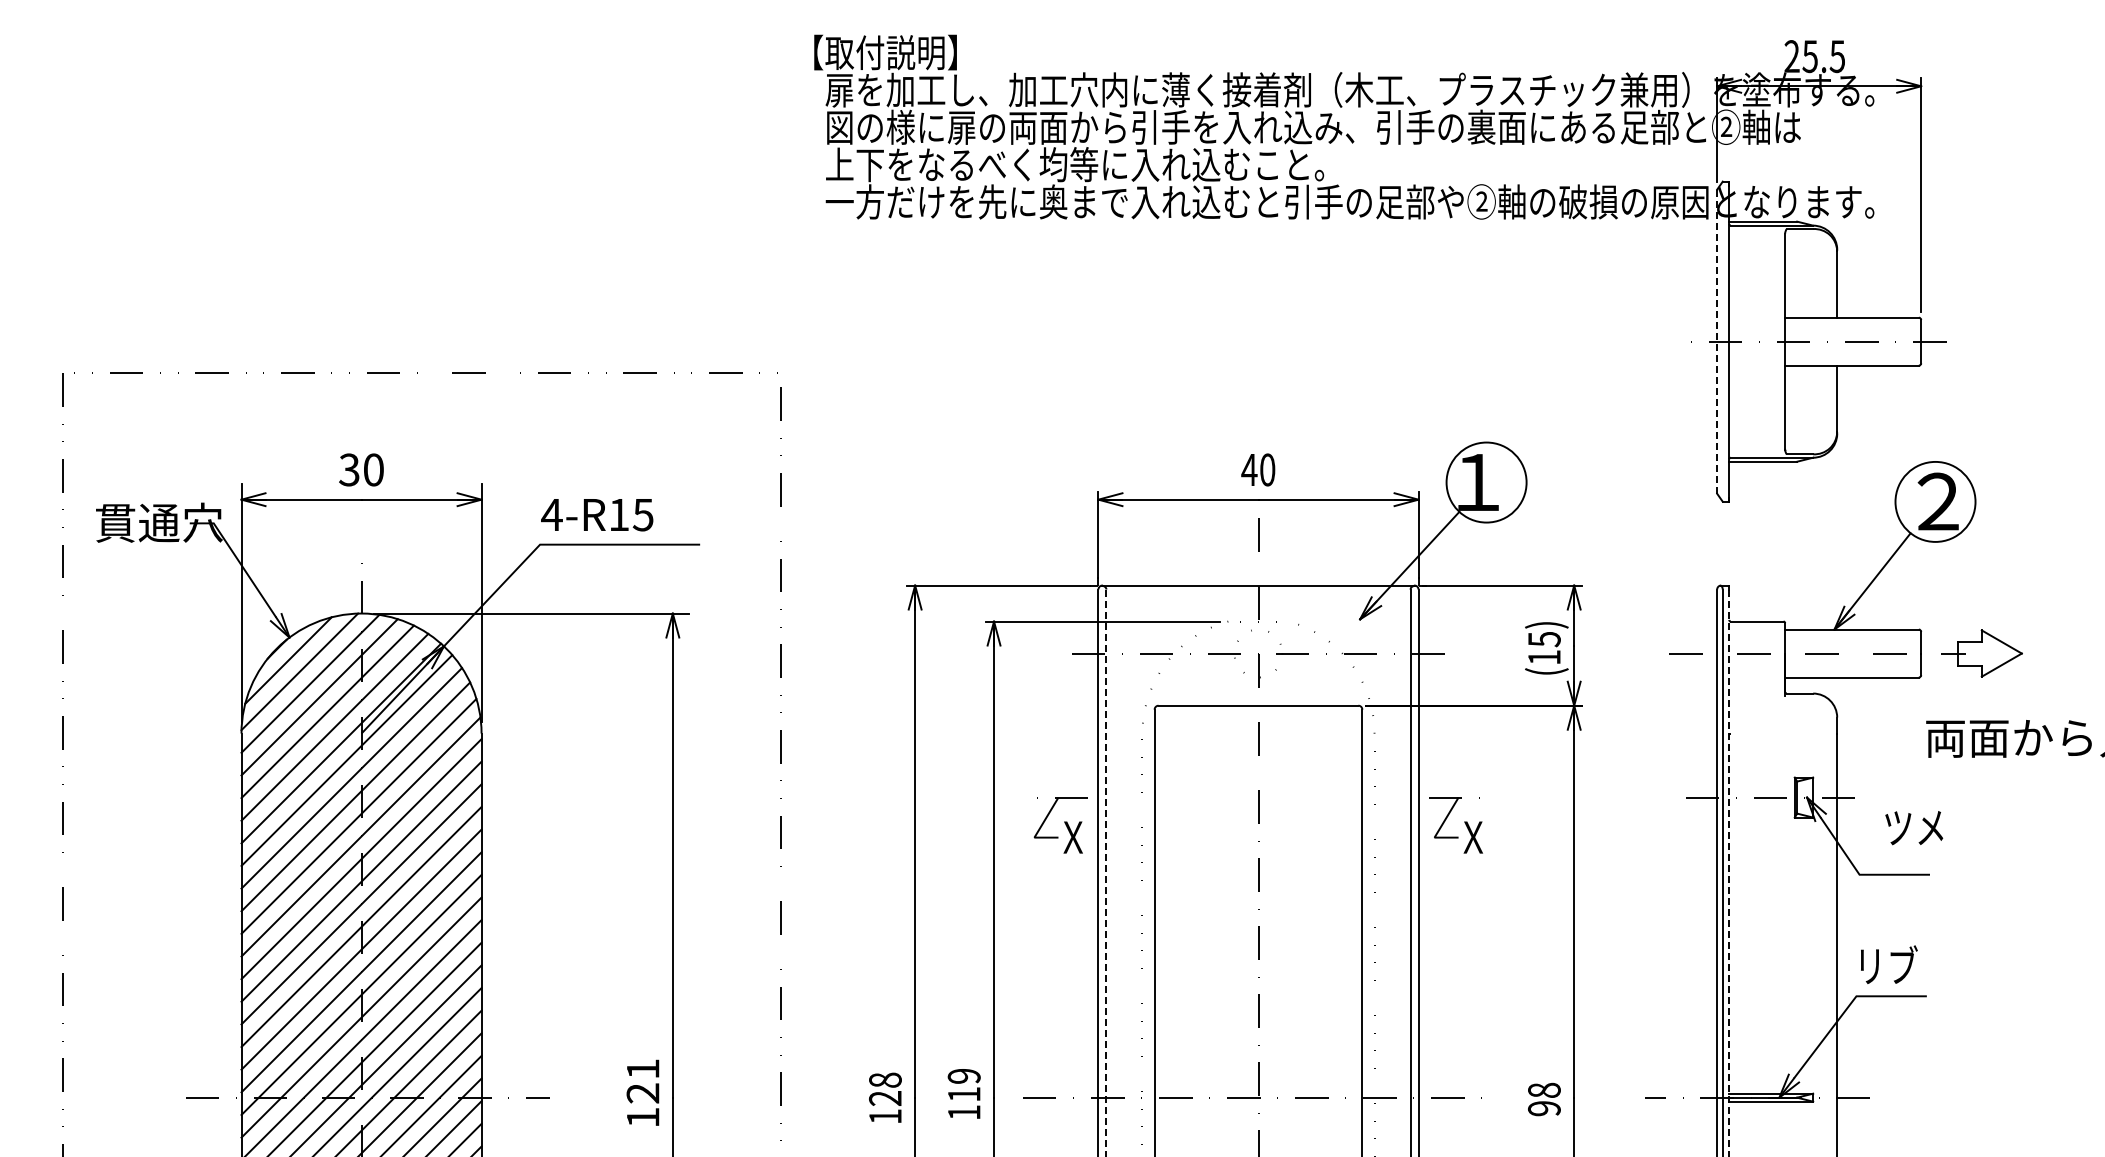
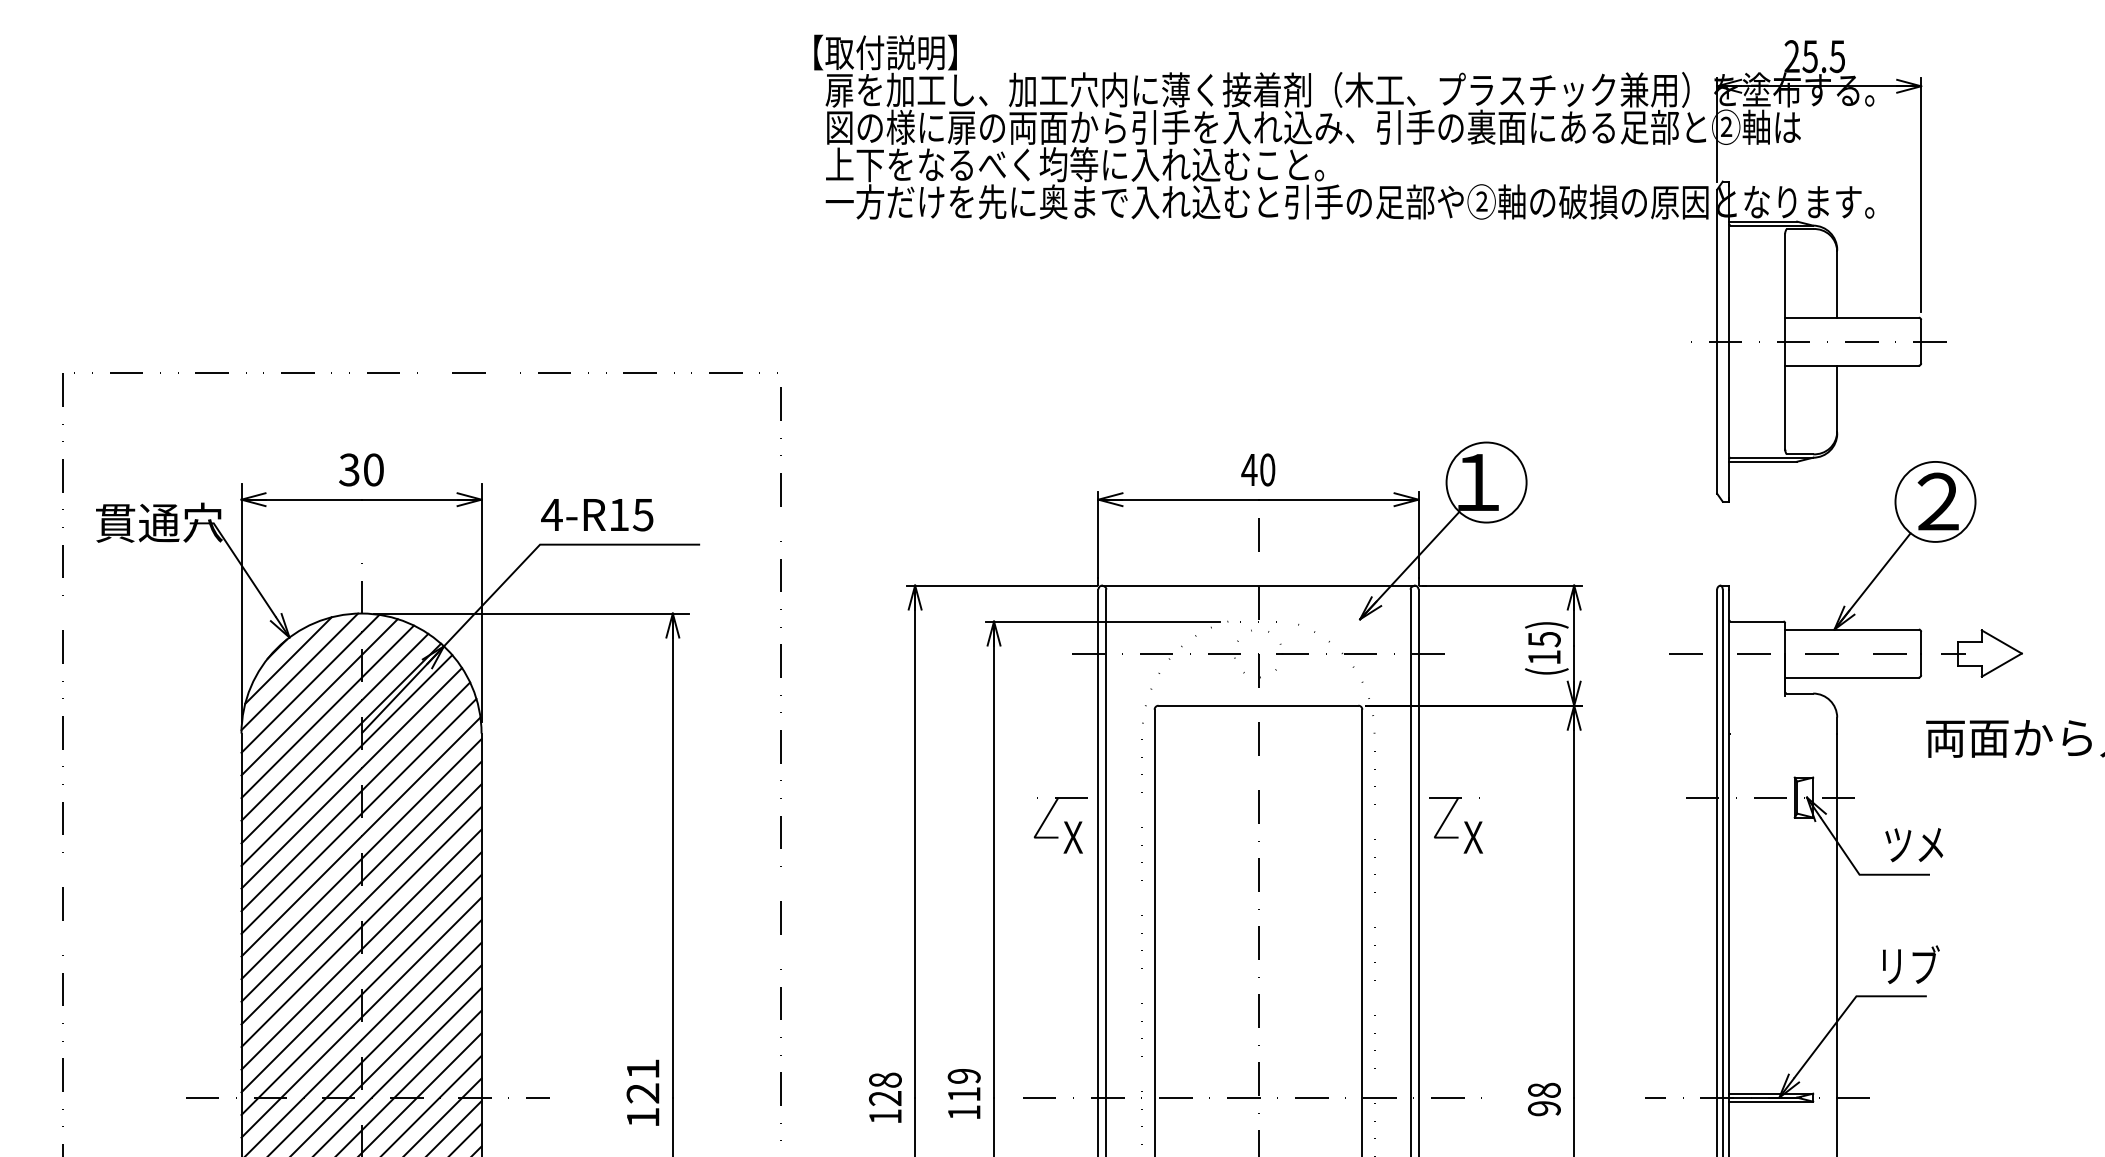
line: dashed -> solid (1717, 341)
text position: (1914, 828) -> (1914, 845) (1914, 845)
line: dashed -> solid (1106, 873)
line: dashed -> solid (1729, 873)
text position: (1889, 964) -> (1911, 964) (1911, 964)
